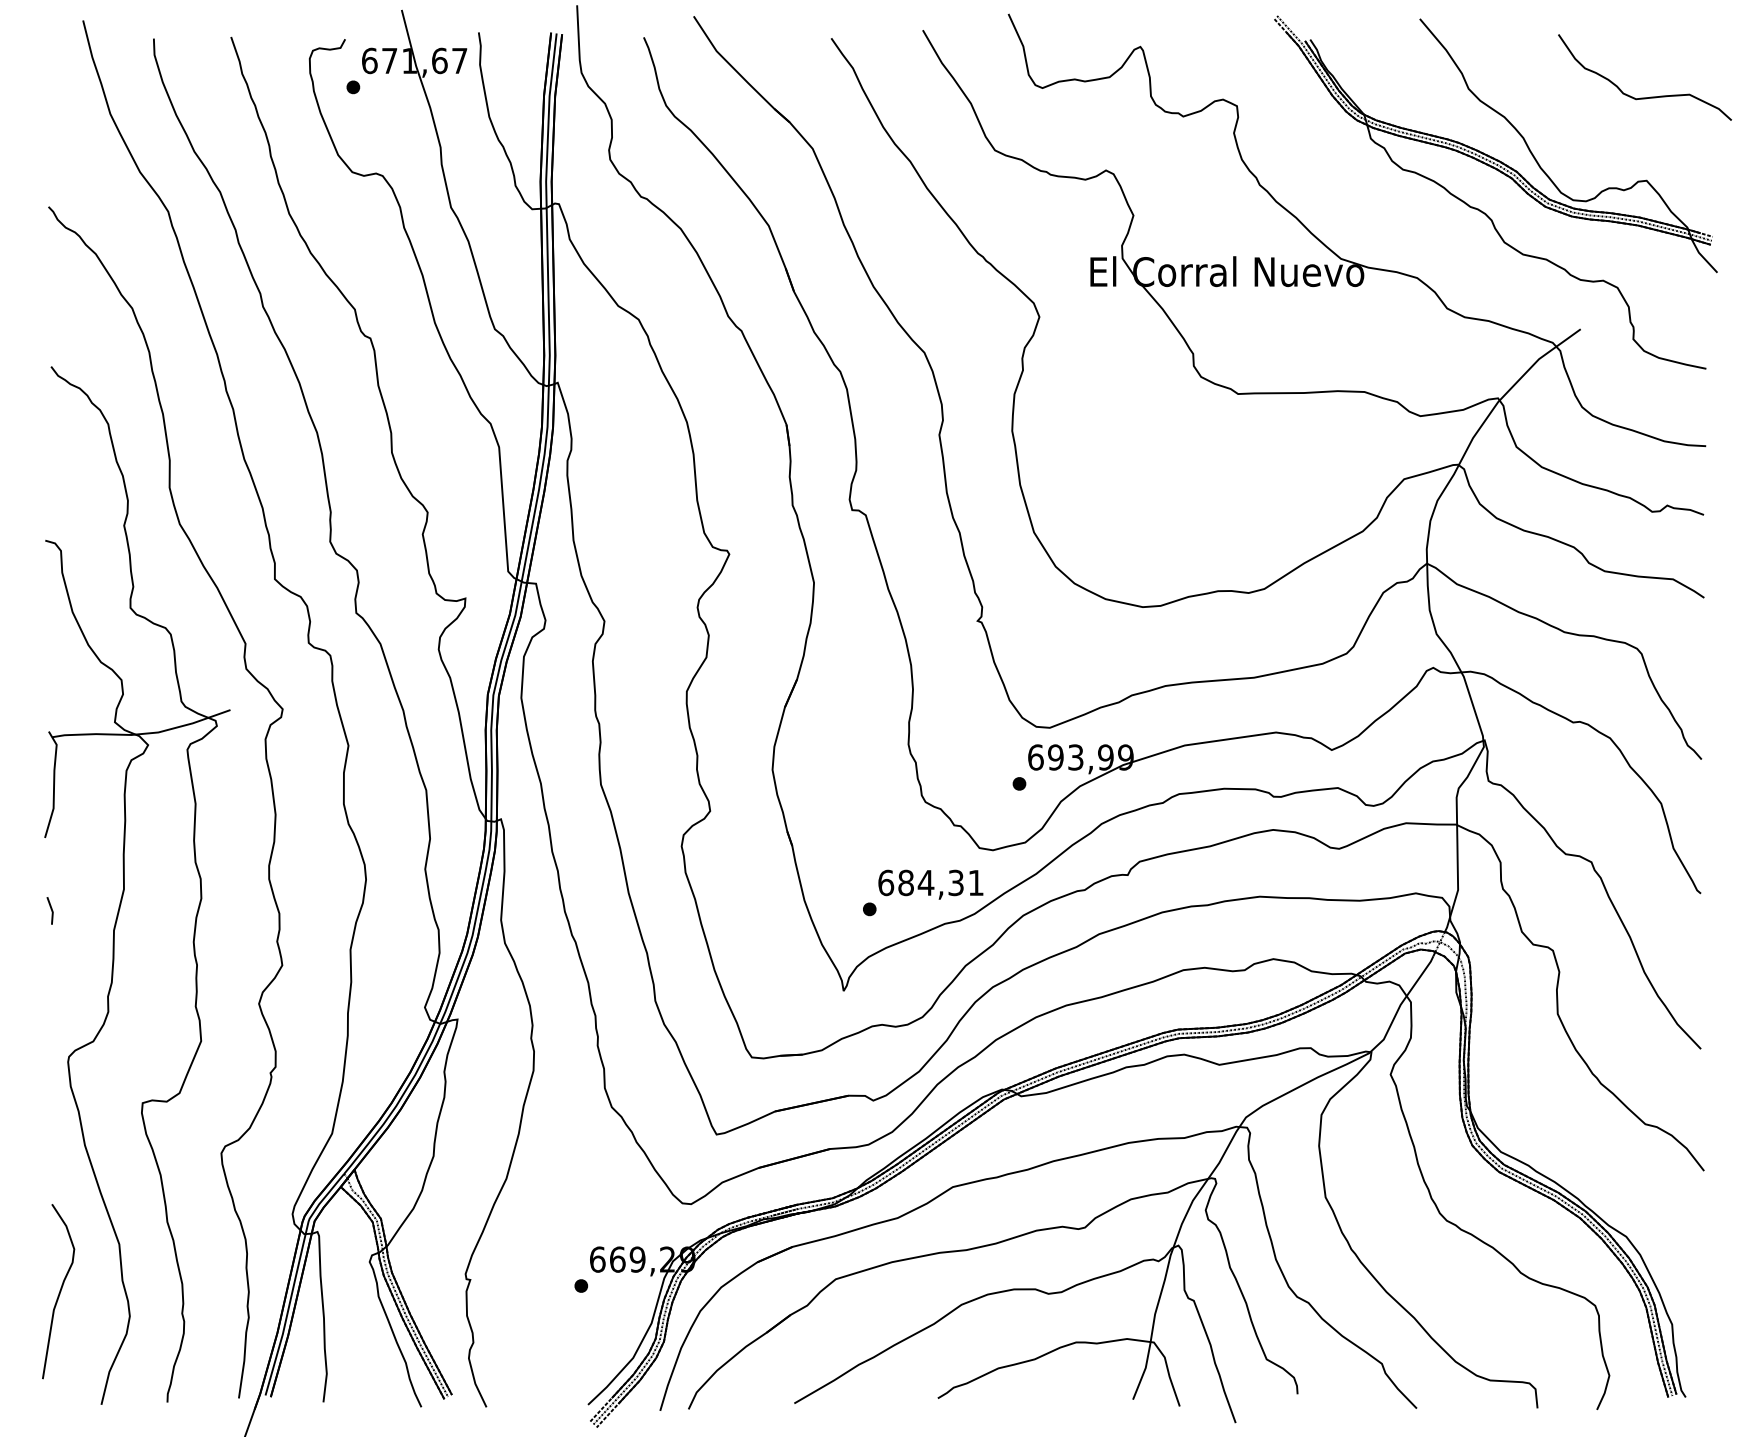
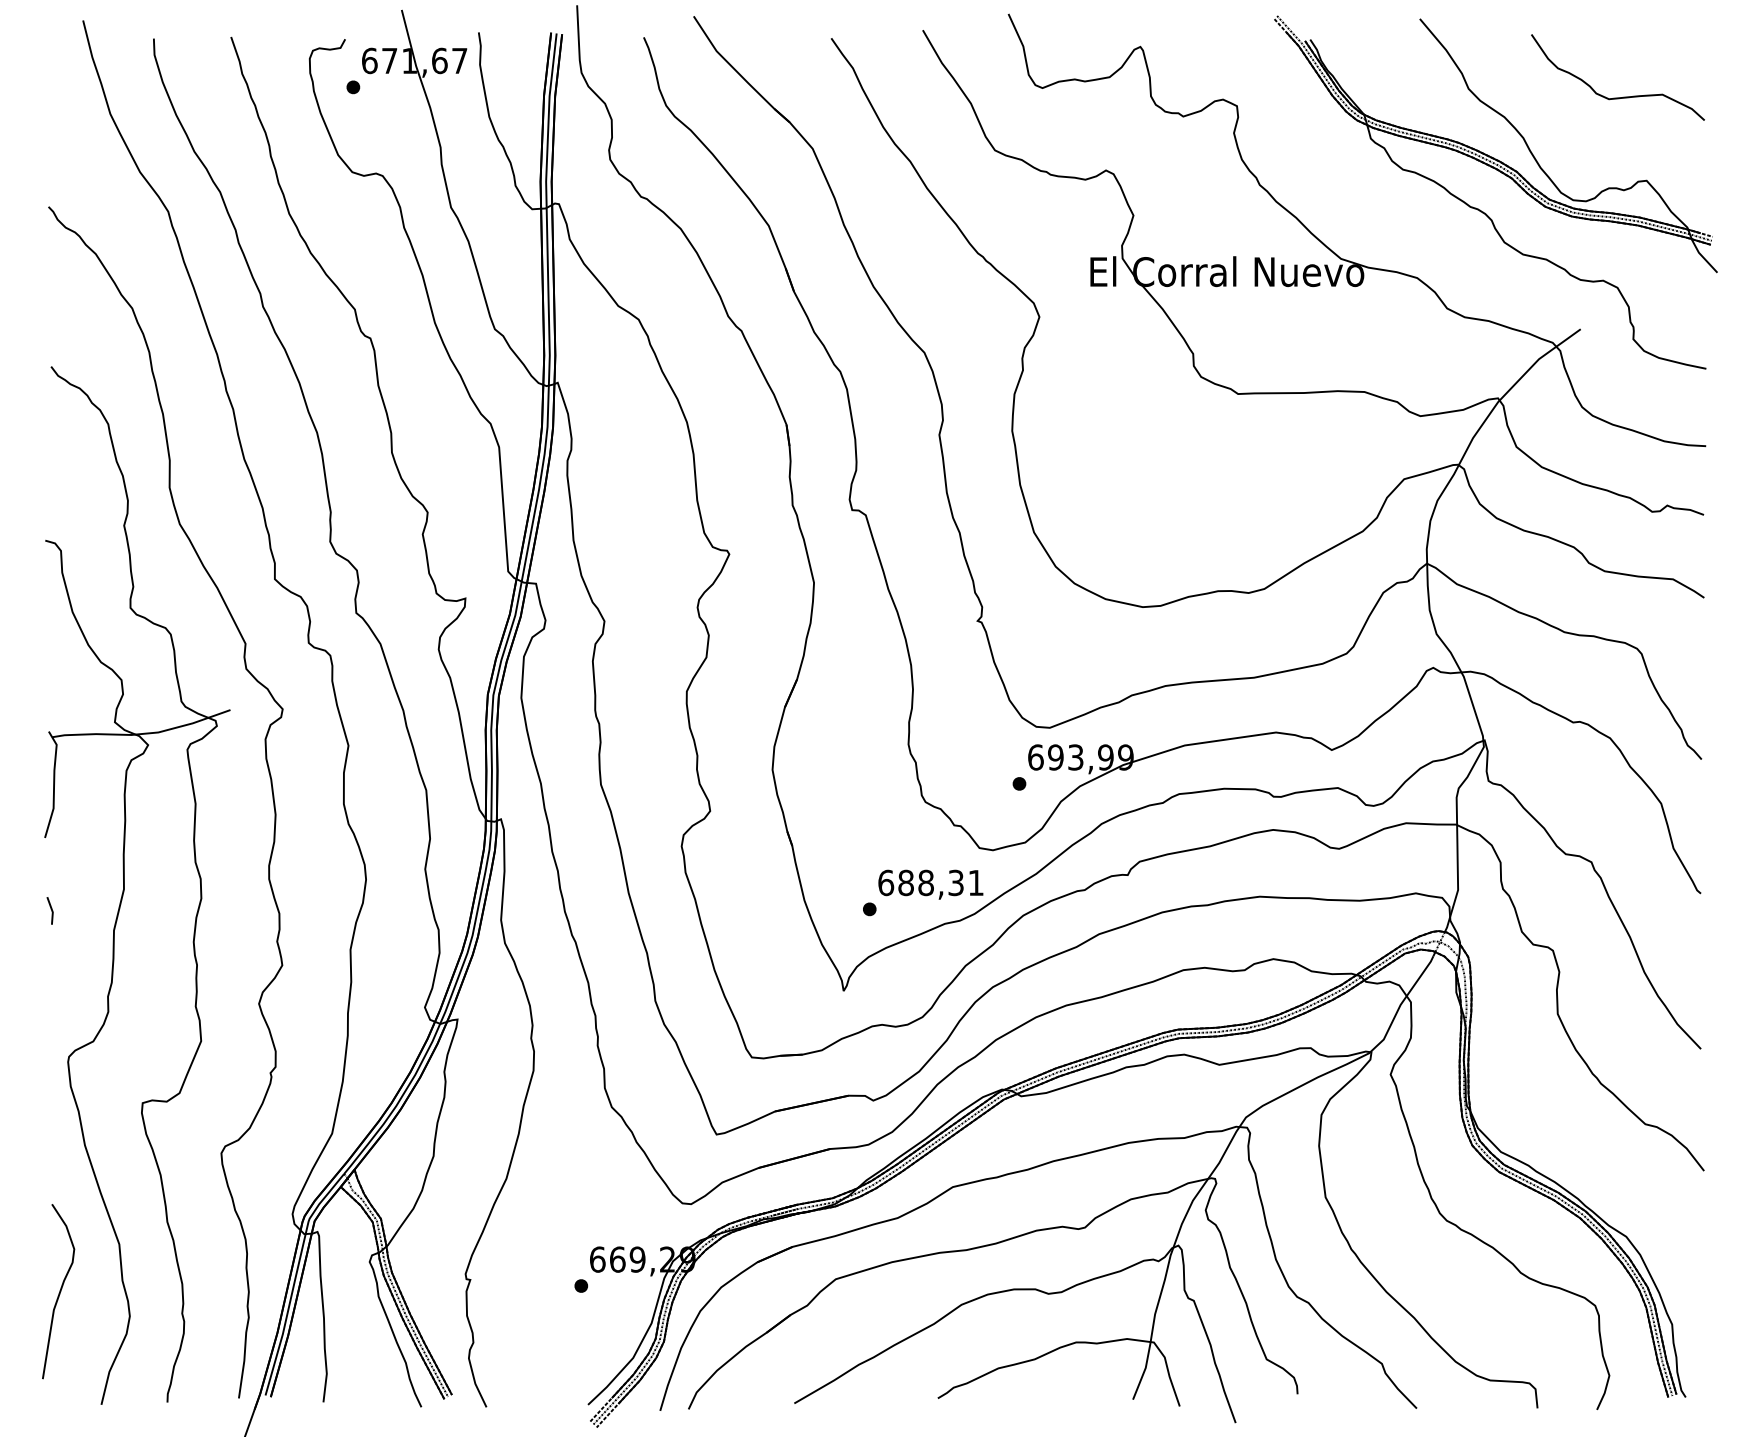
part position: (1650, 96) -> (1623, 96) (1623, 96)
text: 684,31 -> 688,31 (925, 882)
